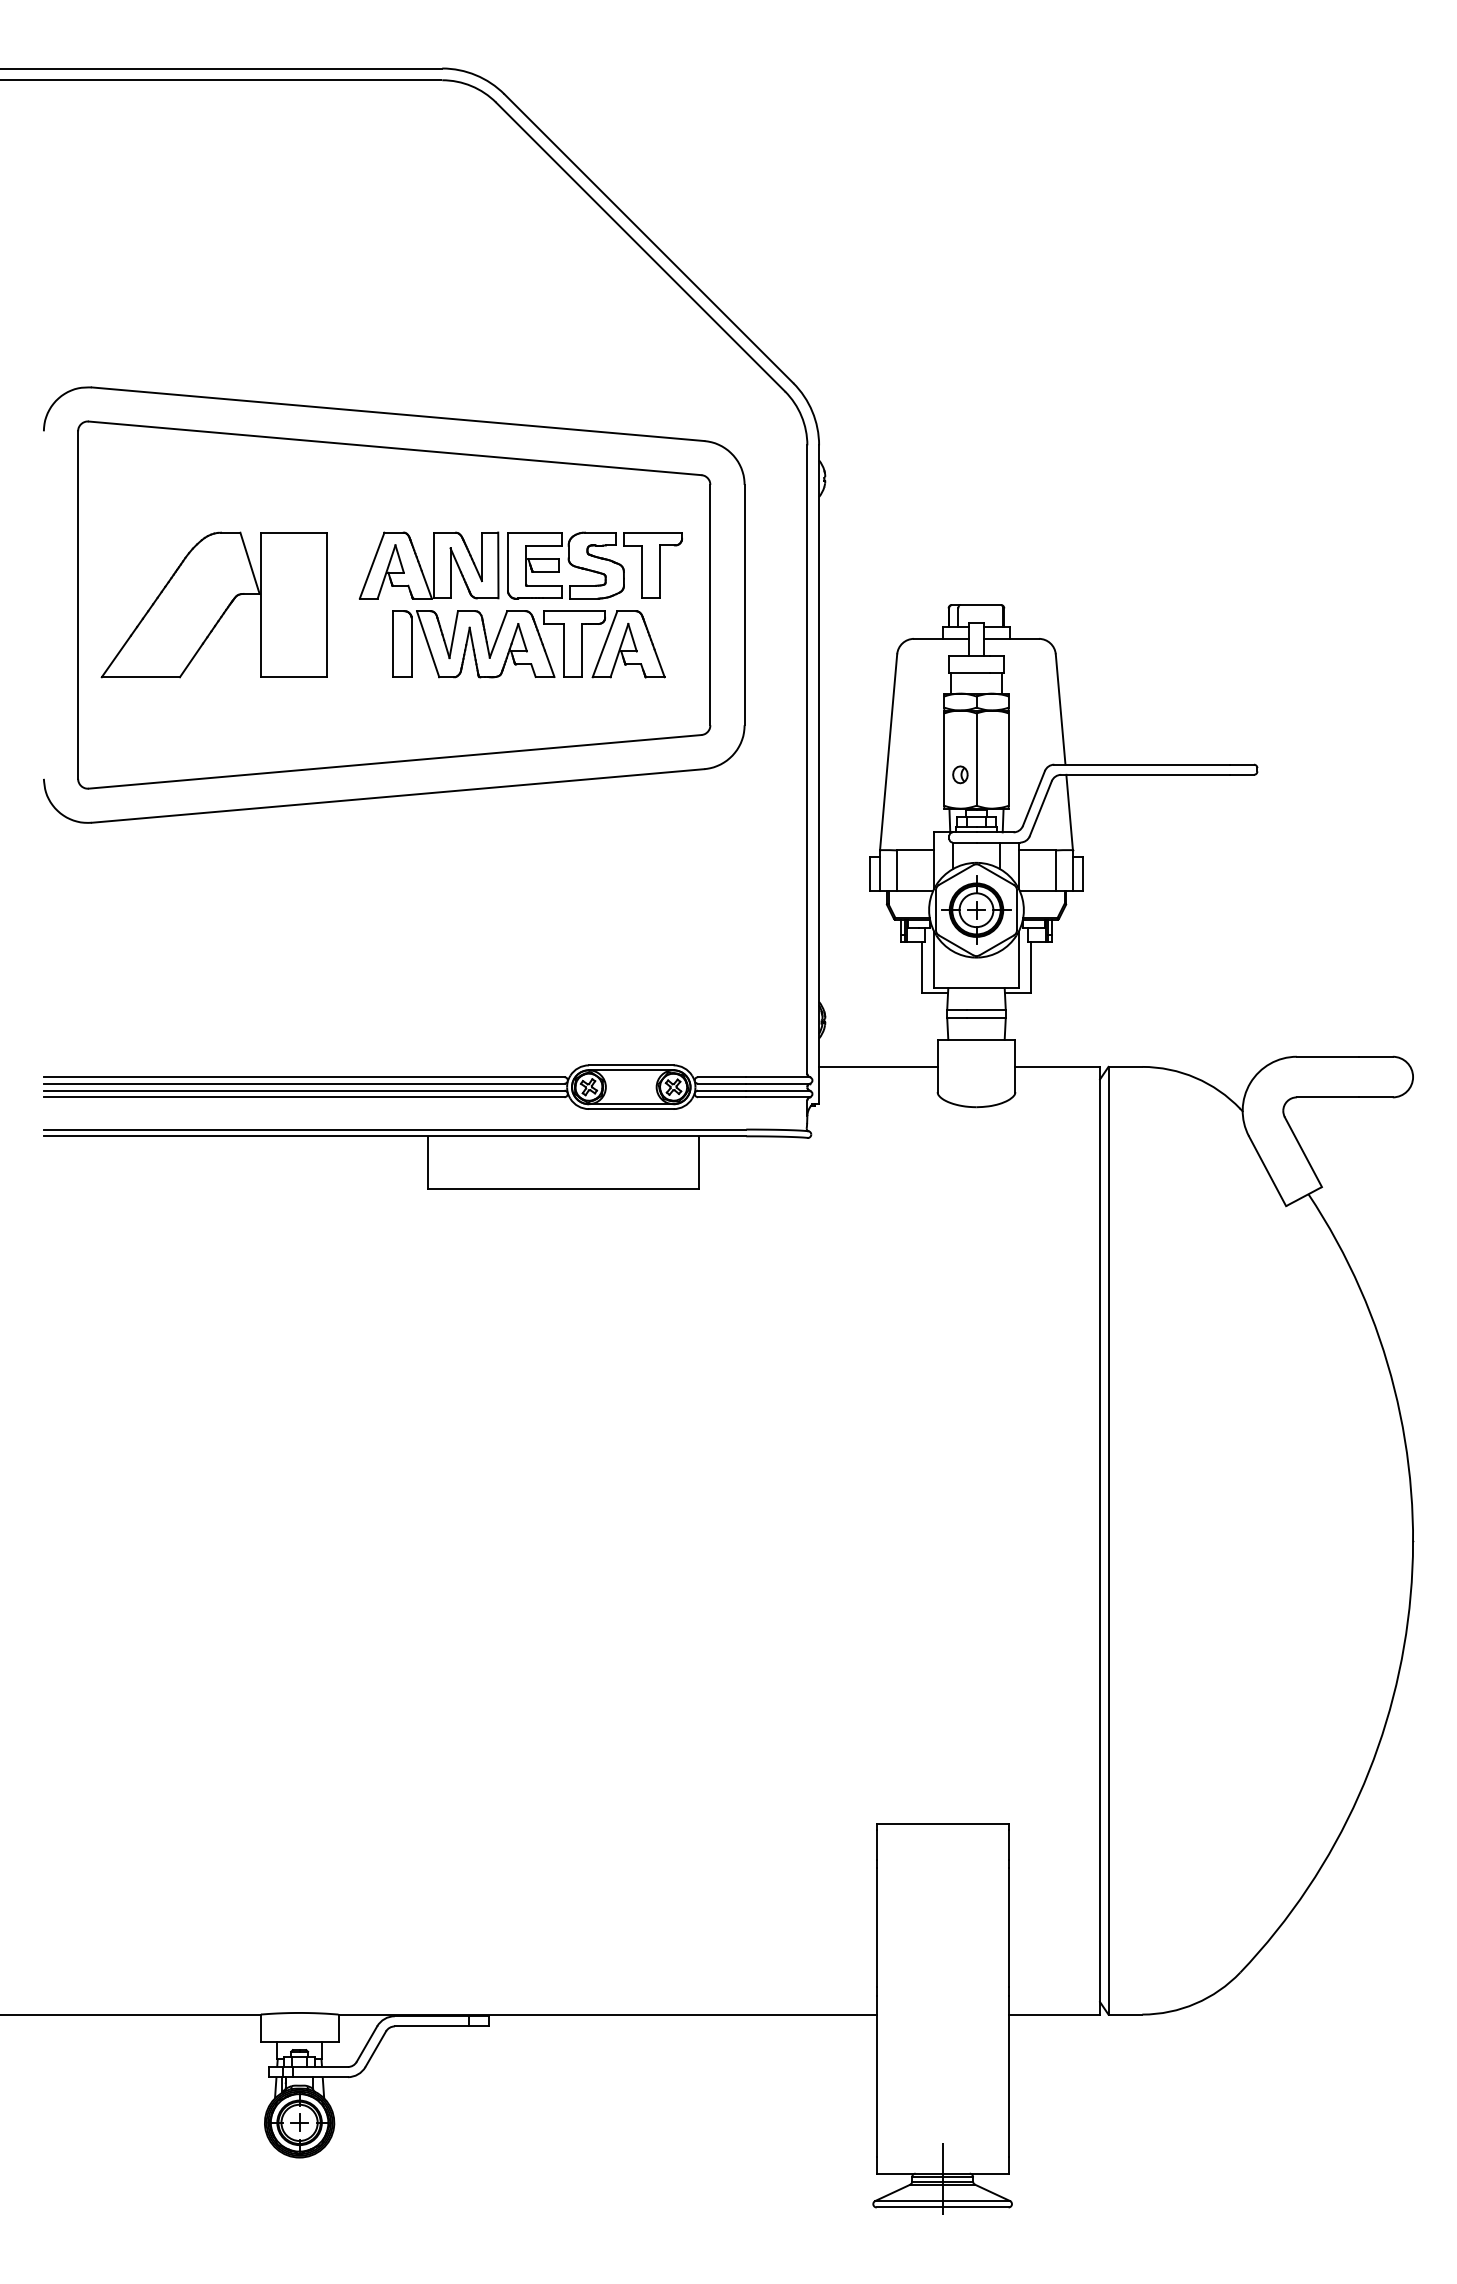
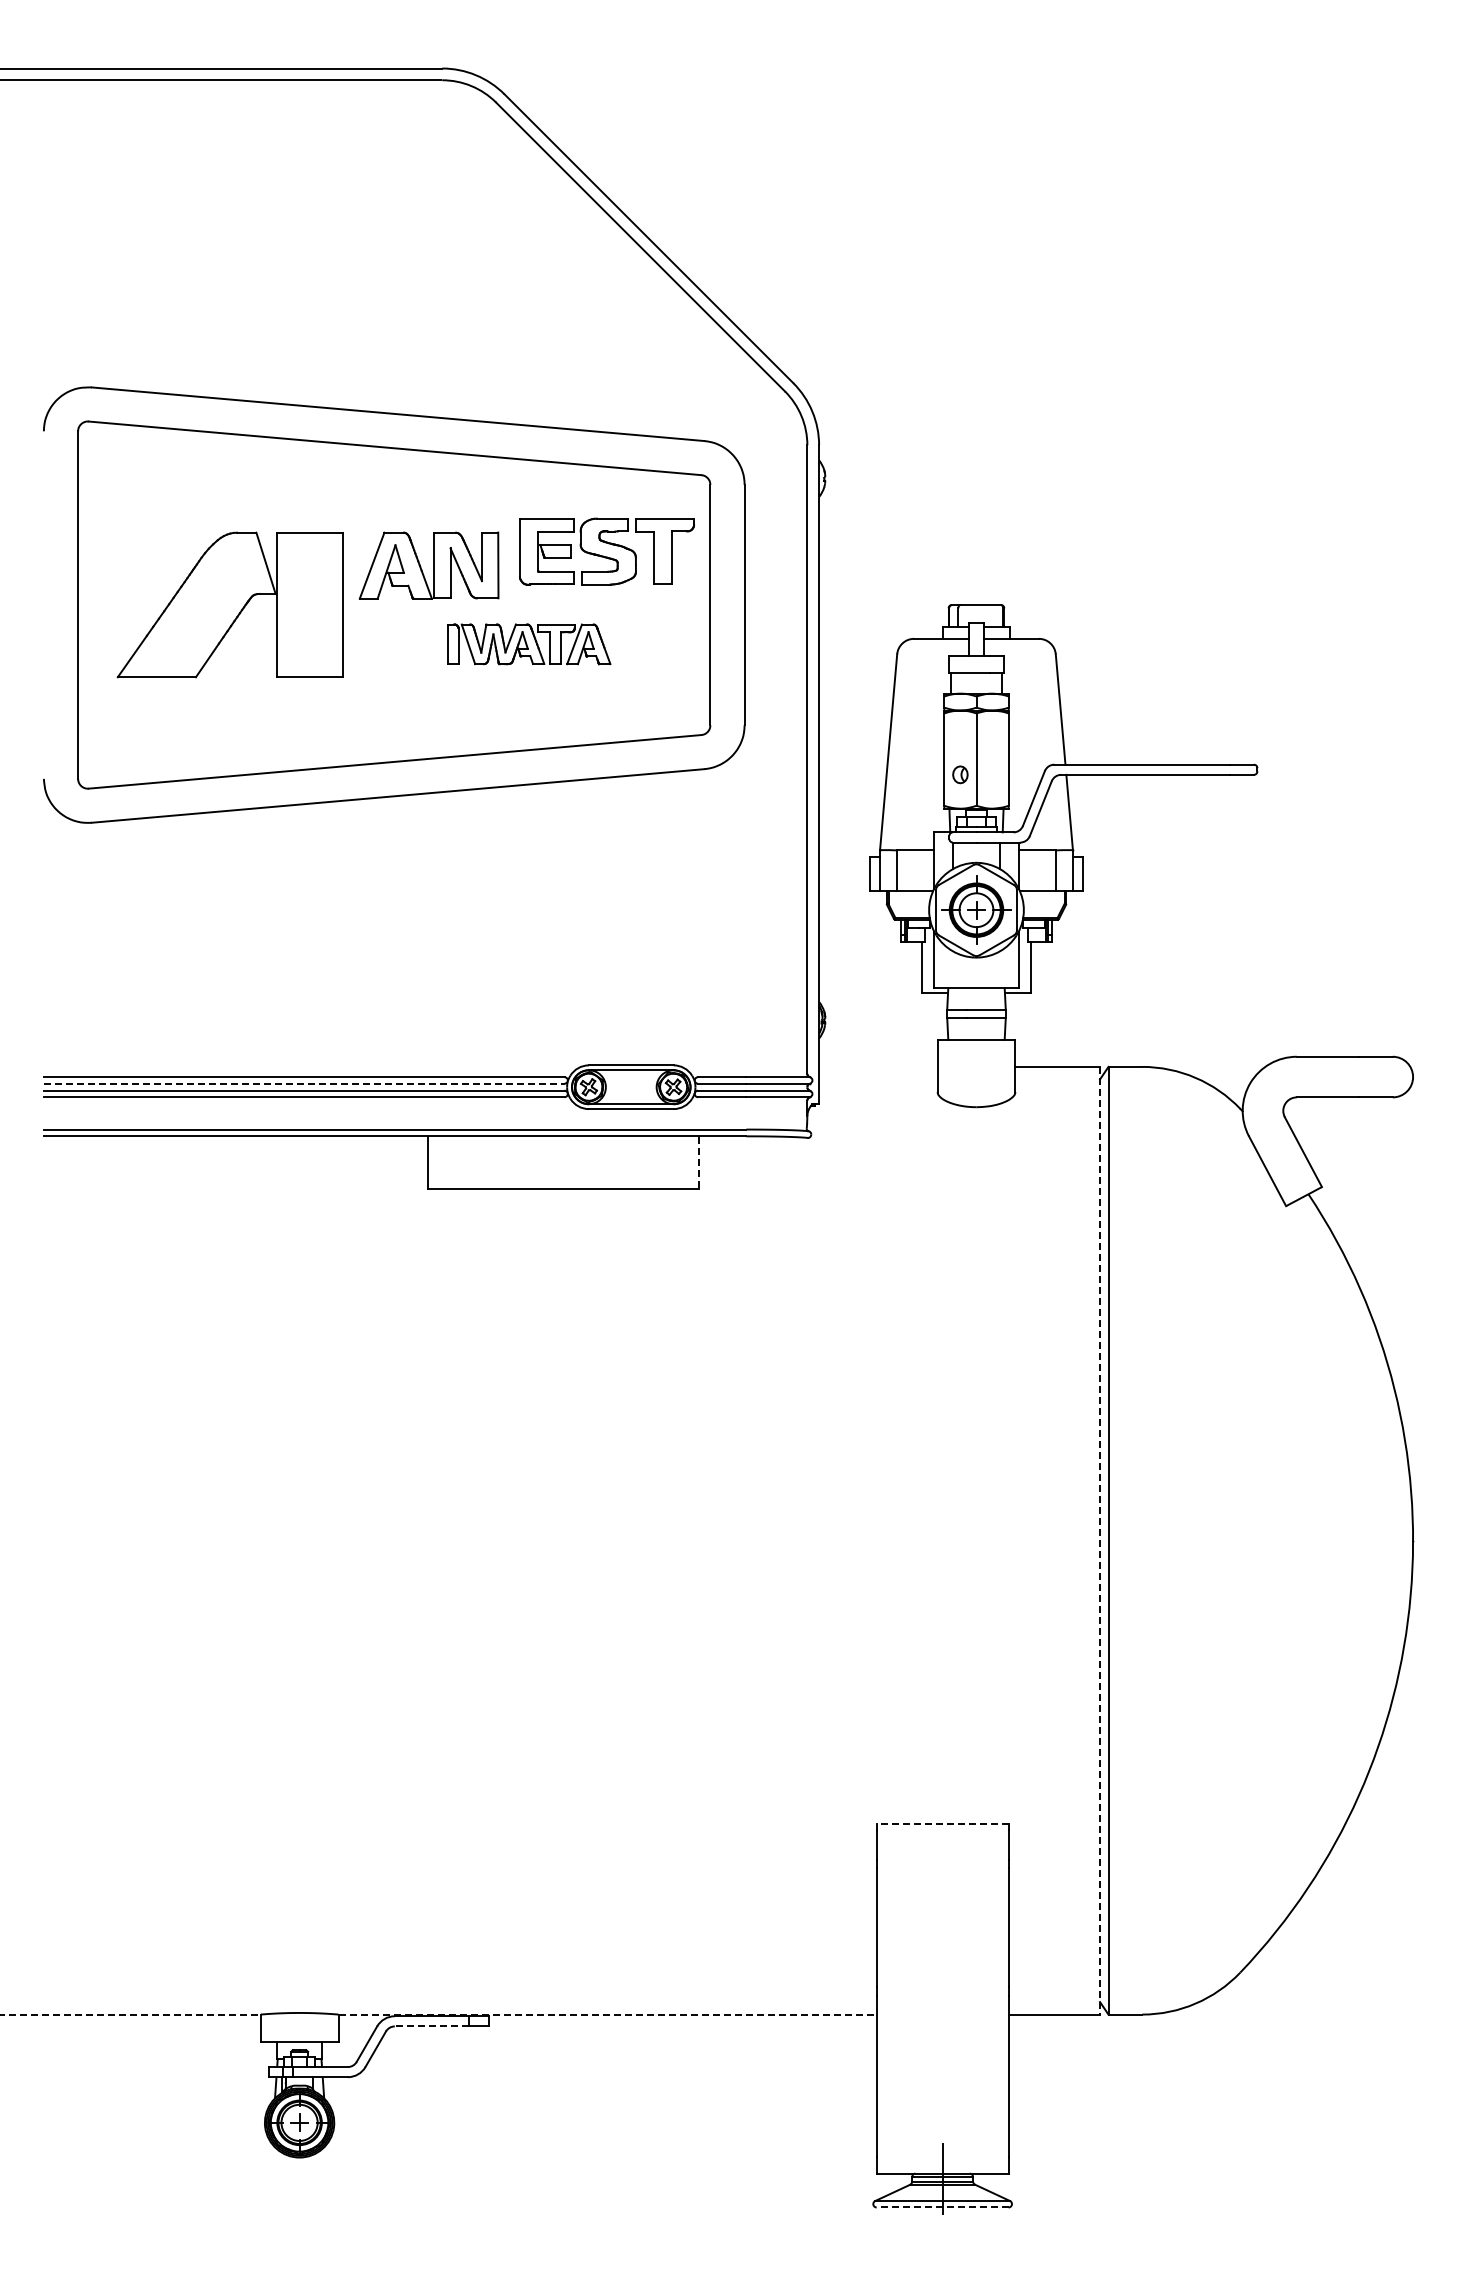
part position: (594, 565) -> (606, 551) (606, 551)
part position: (213, 604) -> (229, 604) (229, 604)
part size: 274x69 px -> 165x43 px (529, 644)
line: present -> none (878, 1066)
line: solid -> dashed (304, 1083)
line: solid -> dashed (698, 1163)
line: solid -> dashed (1100, 1540)
line: solid -> dashed (942, 1824)
line: solid -> dashed (130, 2014)
line: solid -> dashed (608, 2014)
line: solid -> dashed (431, 2026)
line: solid -> dashed (942, 2207)
